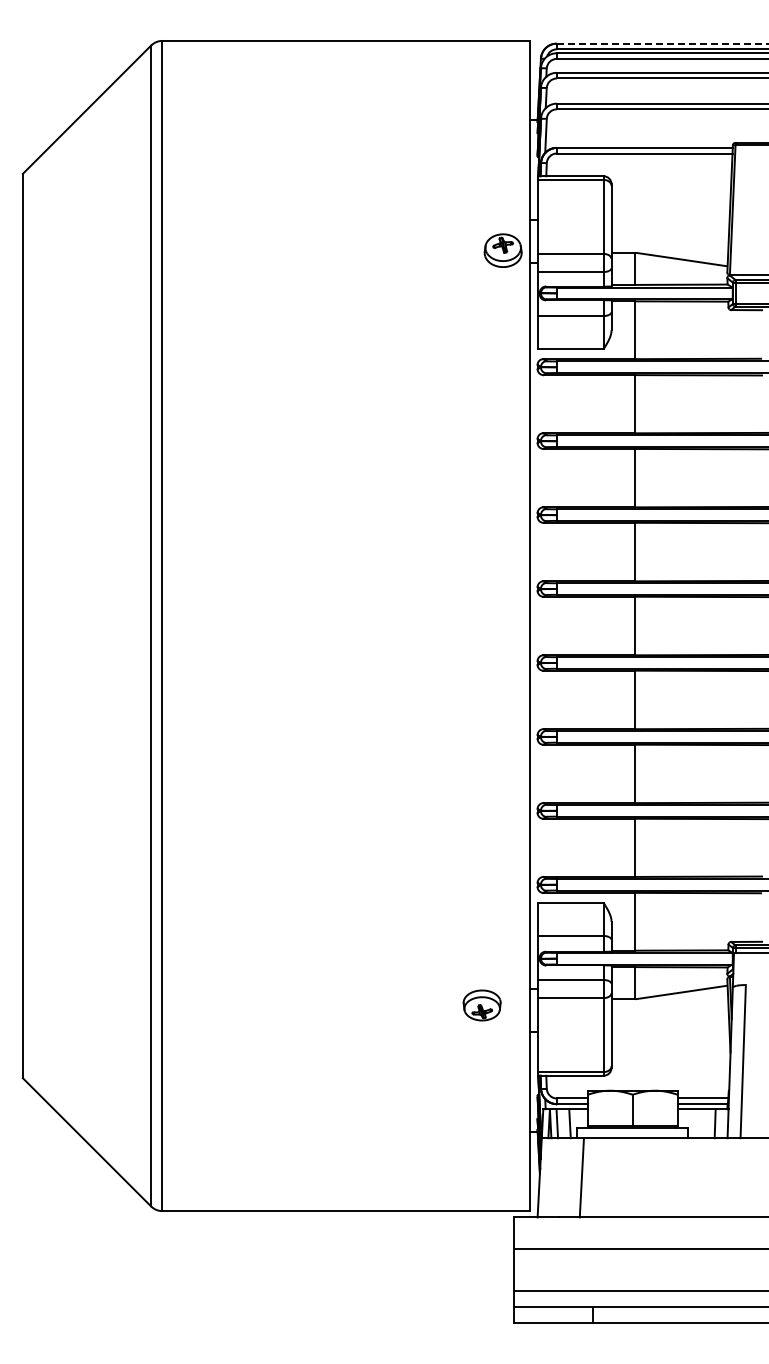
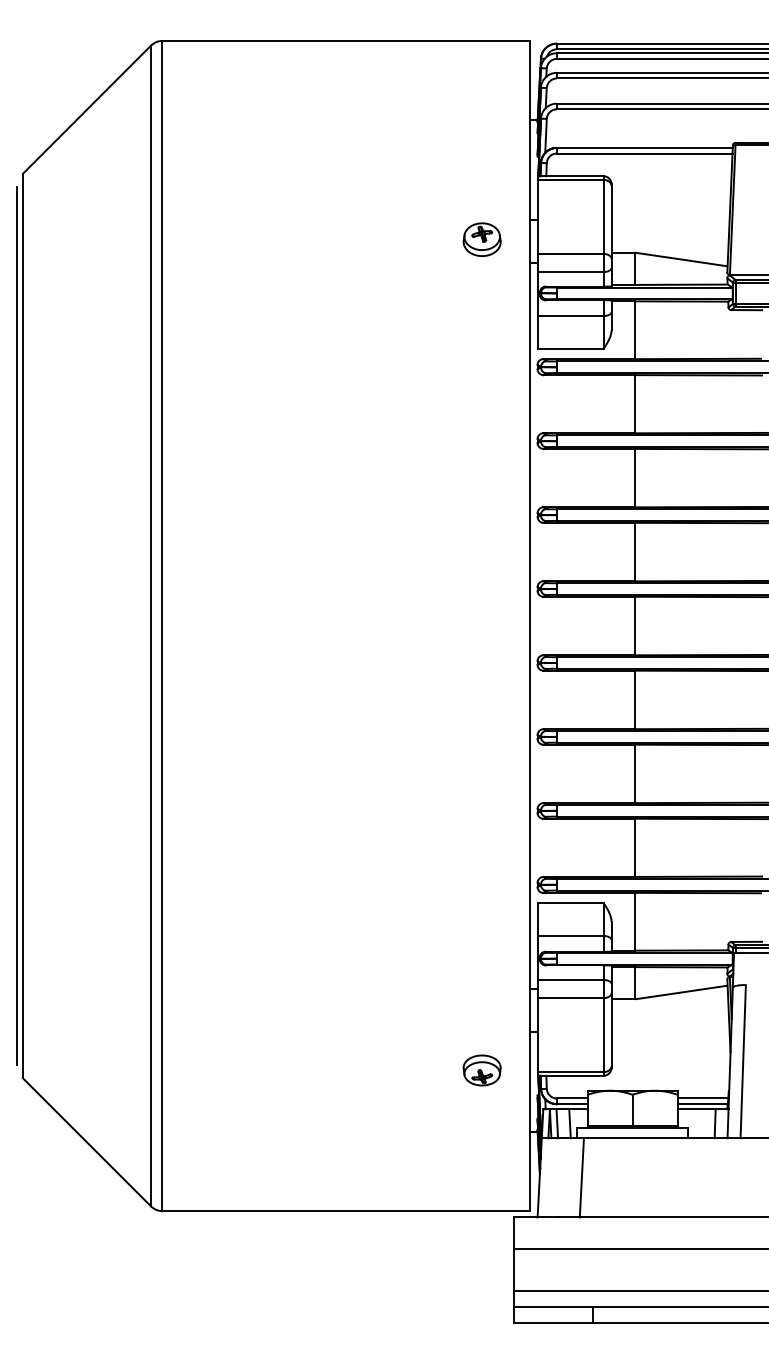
line: dashed -> solid (663, 43)
part position: (502, 250) -> (481, 239) (481, 239)
line: none -> present (17, 626)
part position: (481, 1005) -> (481, 1070) (481, 1070)
